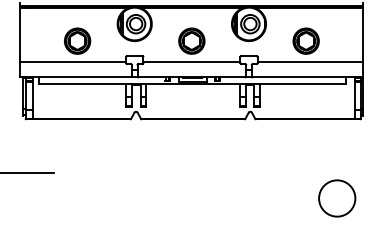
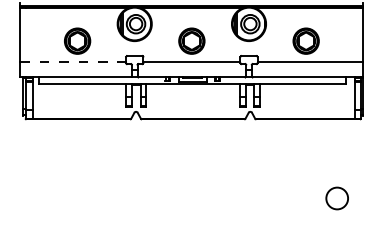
line: solid -> dashed (73, 62)
line: present -> none (28, 173)
circle diameter: 36 px -> 22 px (337, 198)
